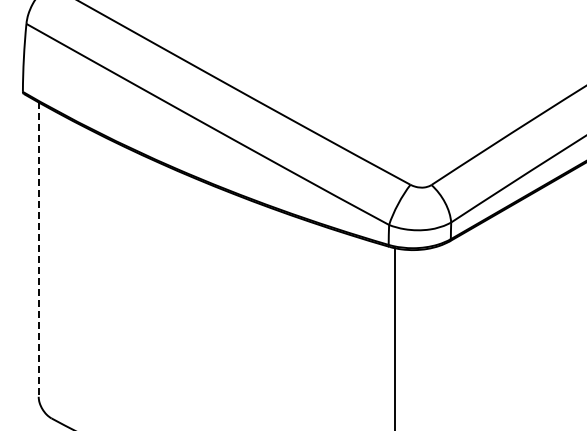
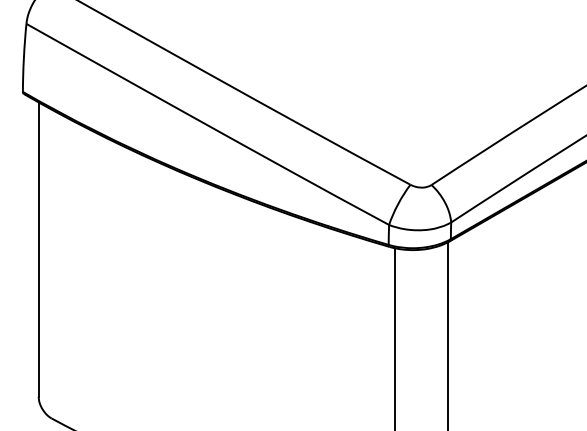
line: dashed -> solid (38, 250)
line: none -> present (447, 334)
